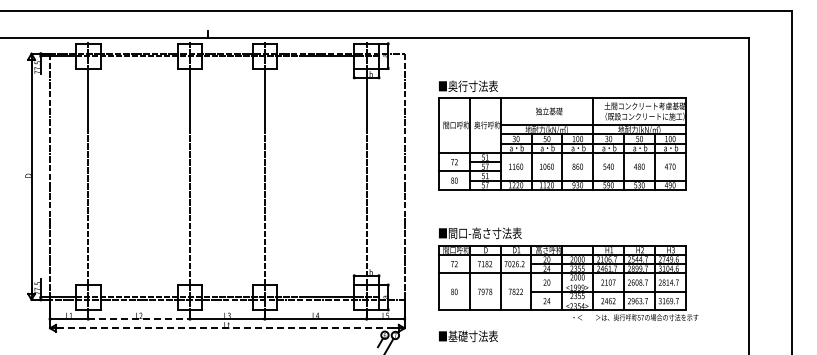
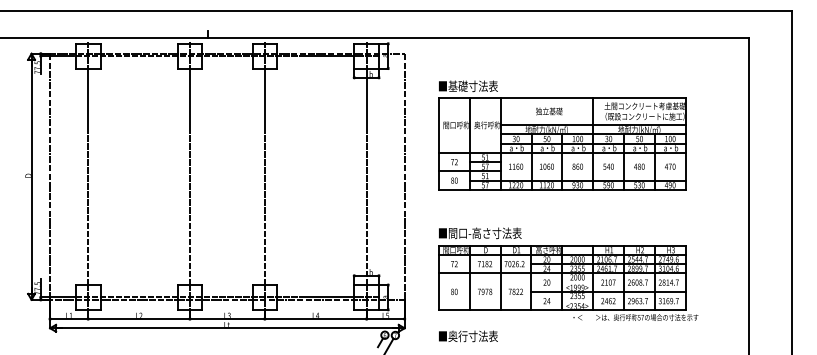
text: ■奥行寸法表 -> ■基礎寸法表 (457, 86)
line: dashed -> solid (139, 319)
line: dashed -> solid (227, 328)
text: ■基礎寸法表 -> ■奥行寸法表 (457, 336)
